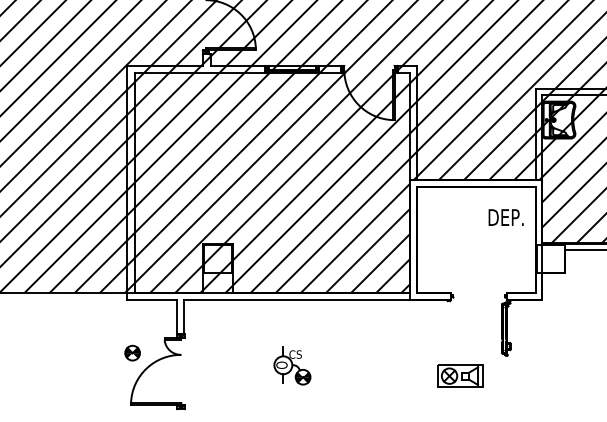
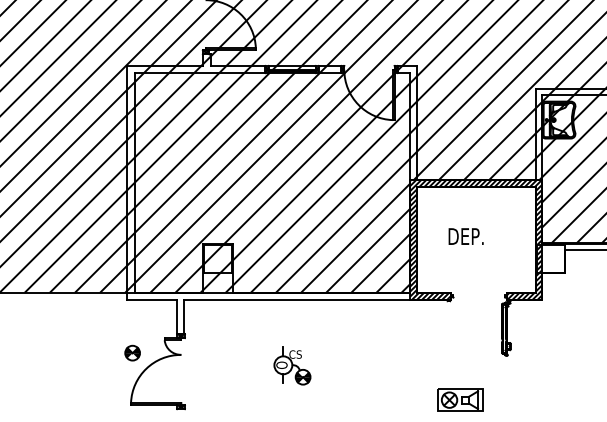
text position: (505, 217) -> (465, 236) (465, 236)
hatch: none -> present (476, 239)
part position: (460, 375) -> (460, 399) (460, 399)
